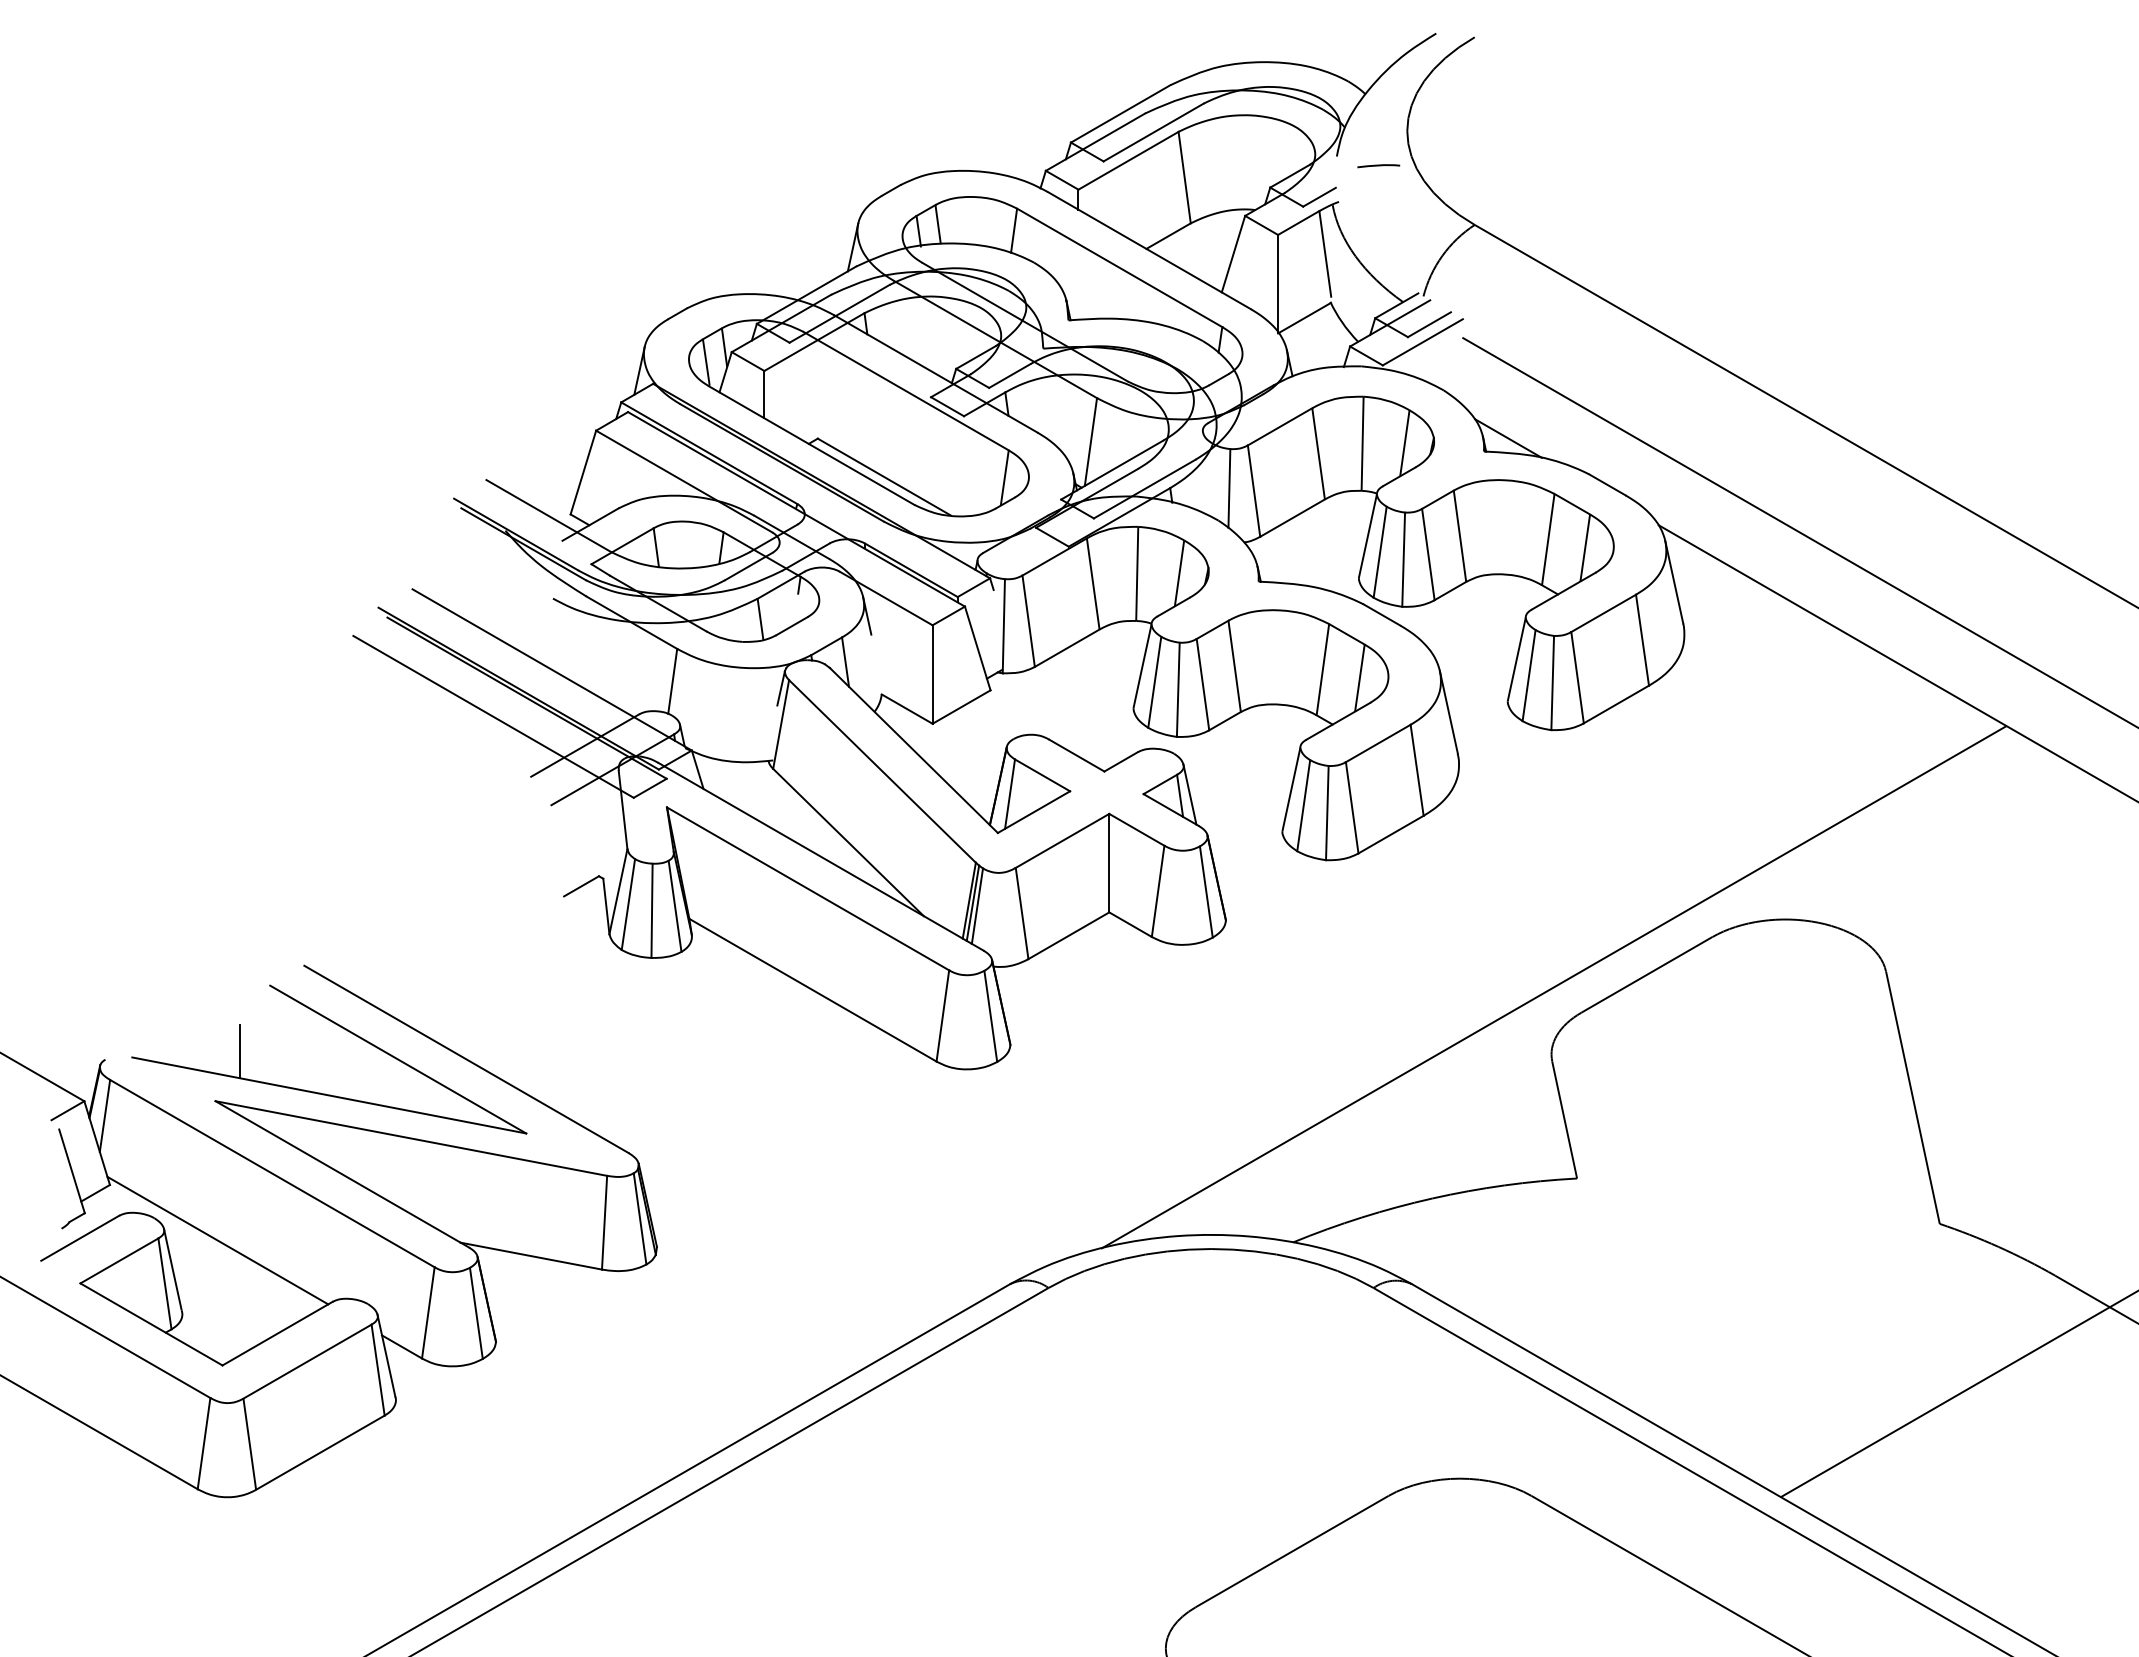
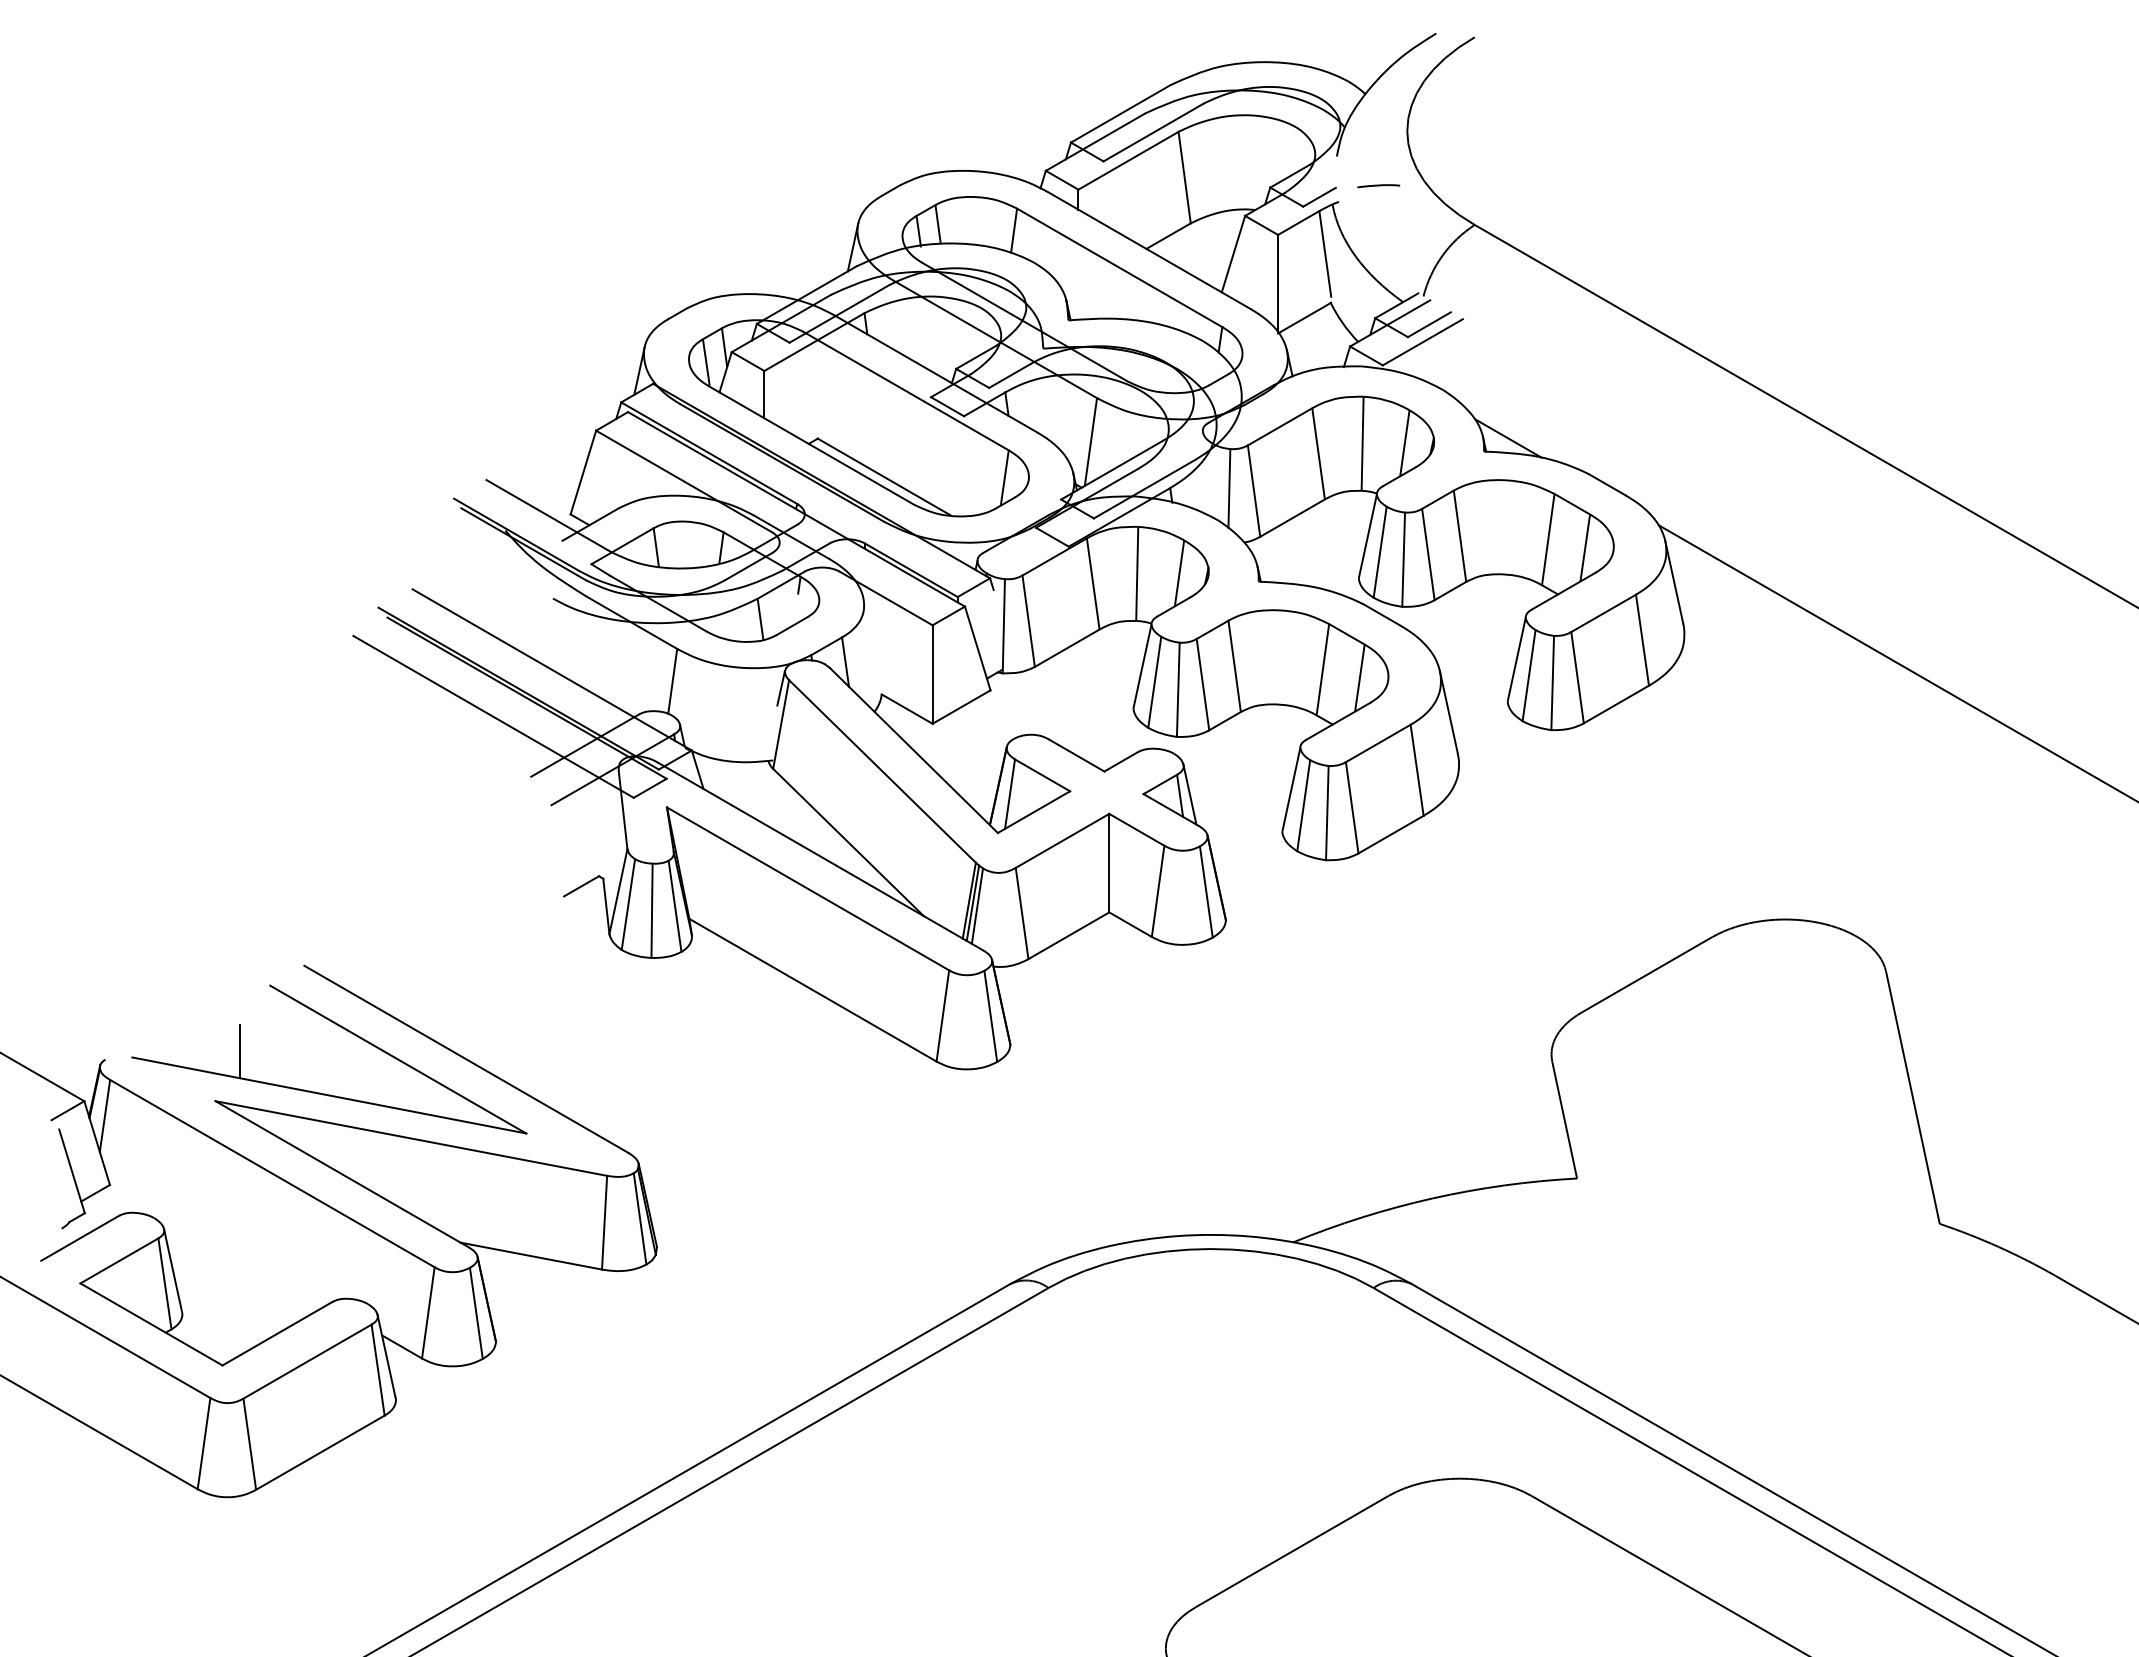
line position: (1378, 166) -> (1378, 186) (1378, 186)
line: present -> none (1798, 531)
line: present -> none (867, 615)
line: present -> none (1553, 987)
line: present -> none (217, 1240)
line: present -> none (1957, 1394)
